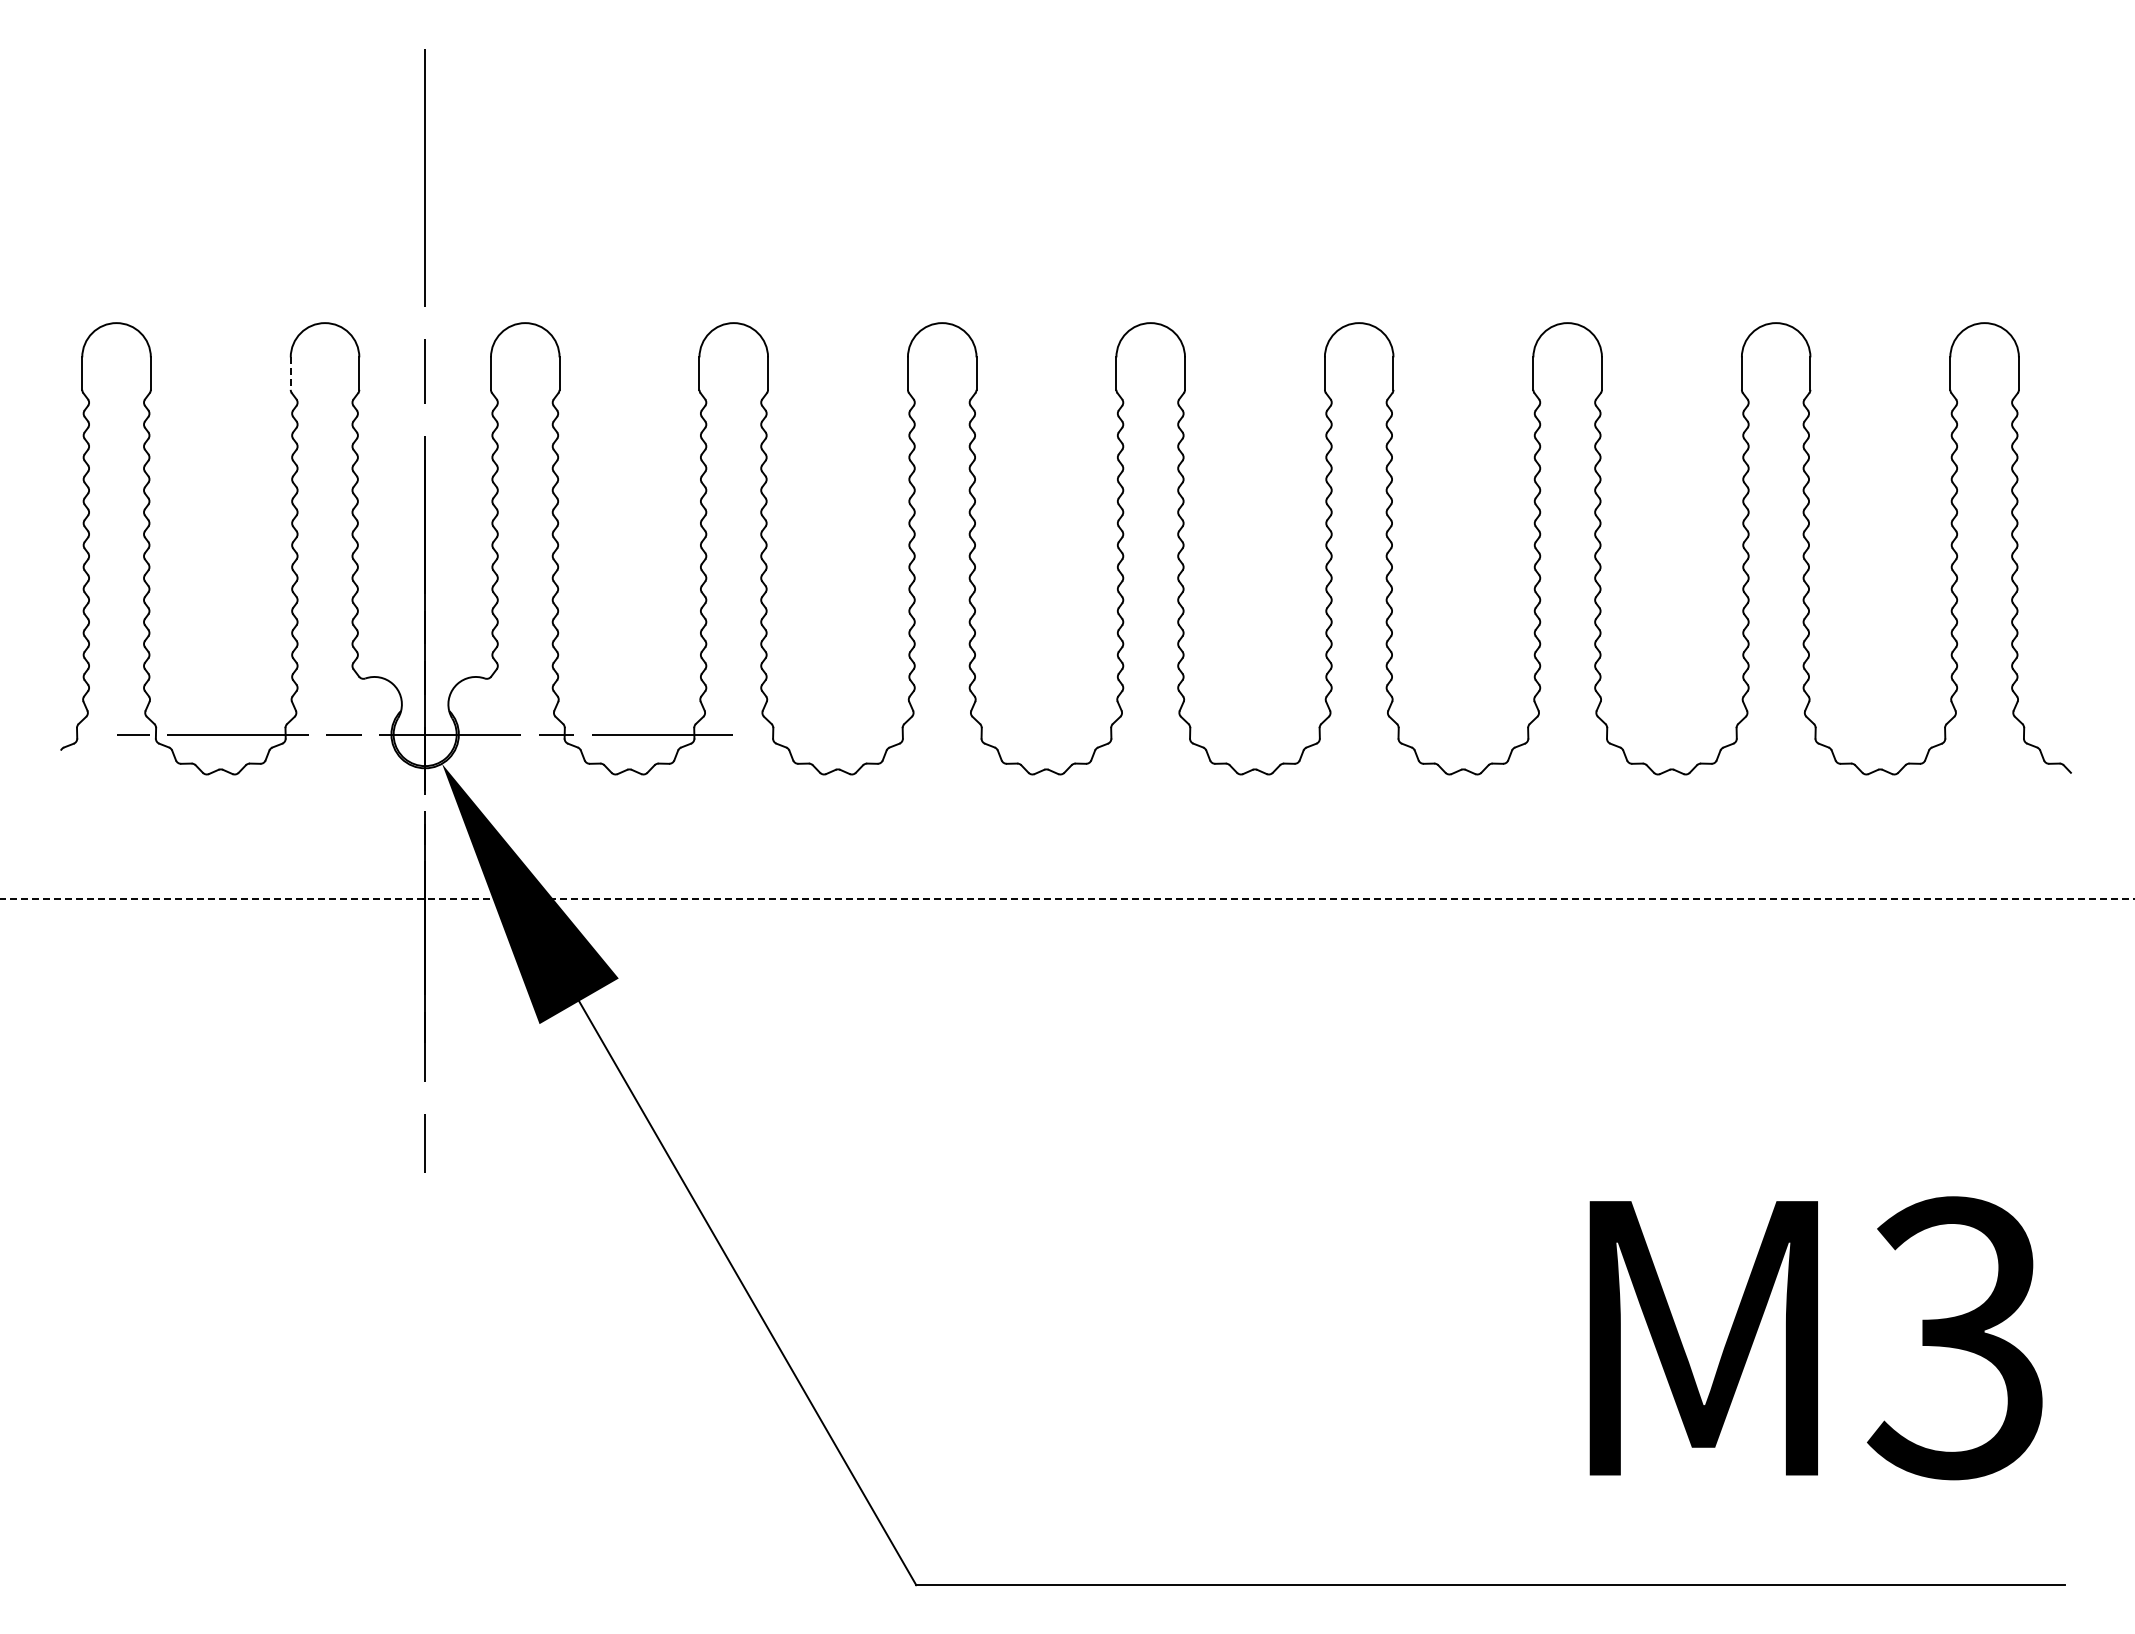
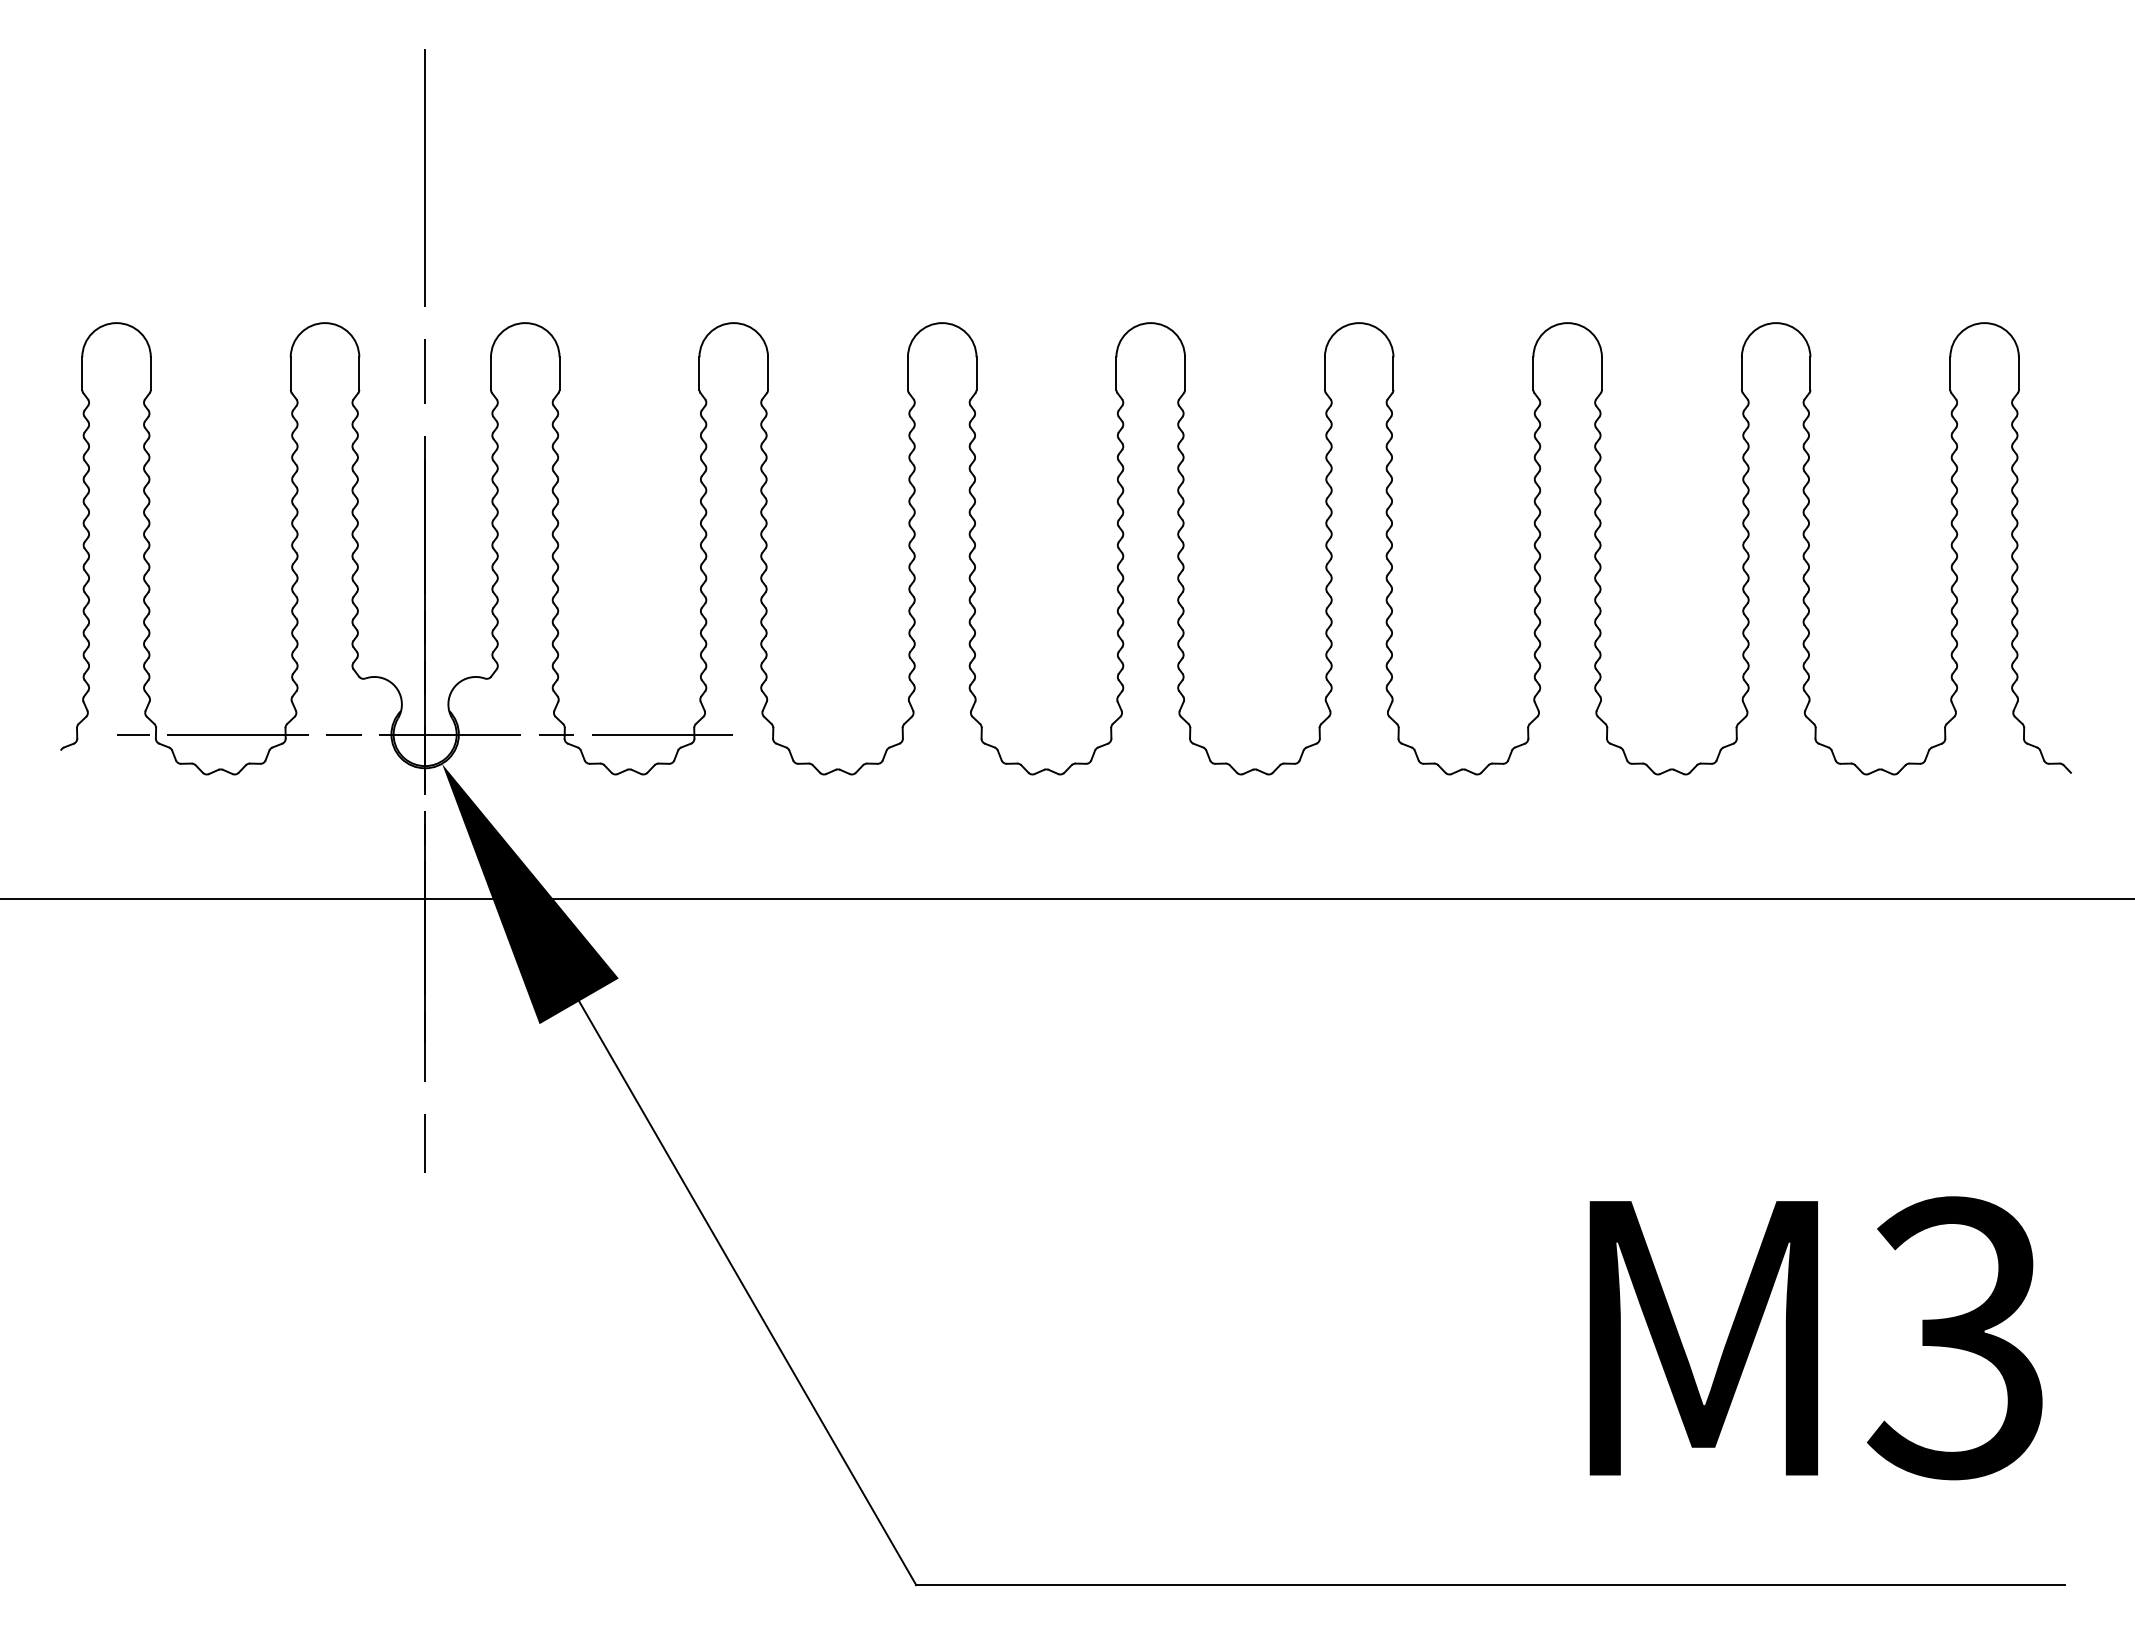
line: dashed -> solid (290, 374)
line: dashed -> solid (1067, 899)
